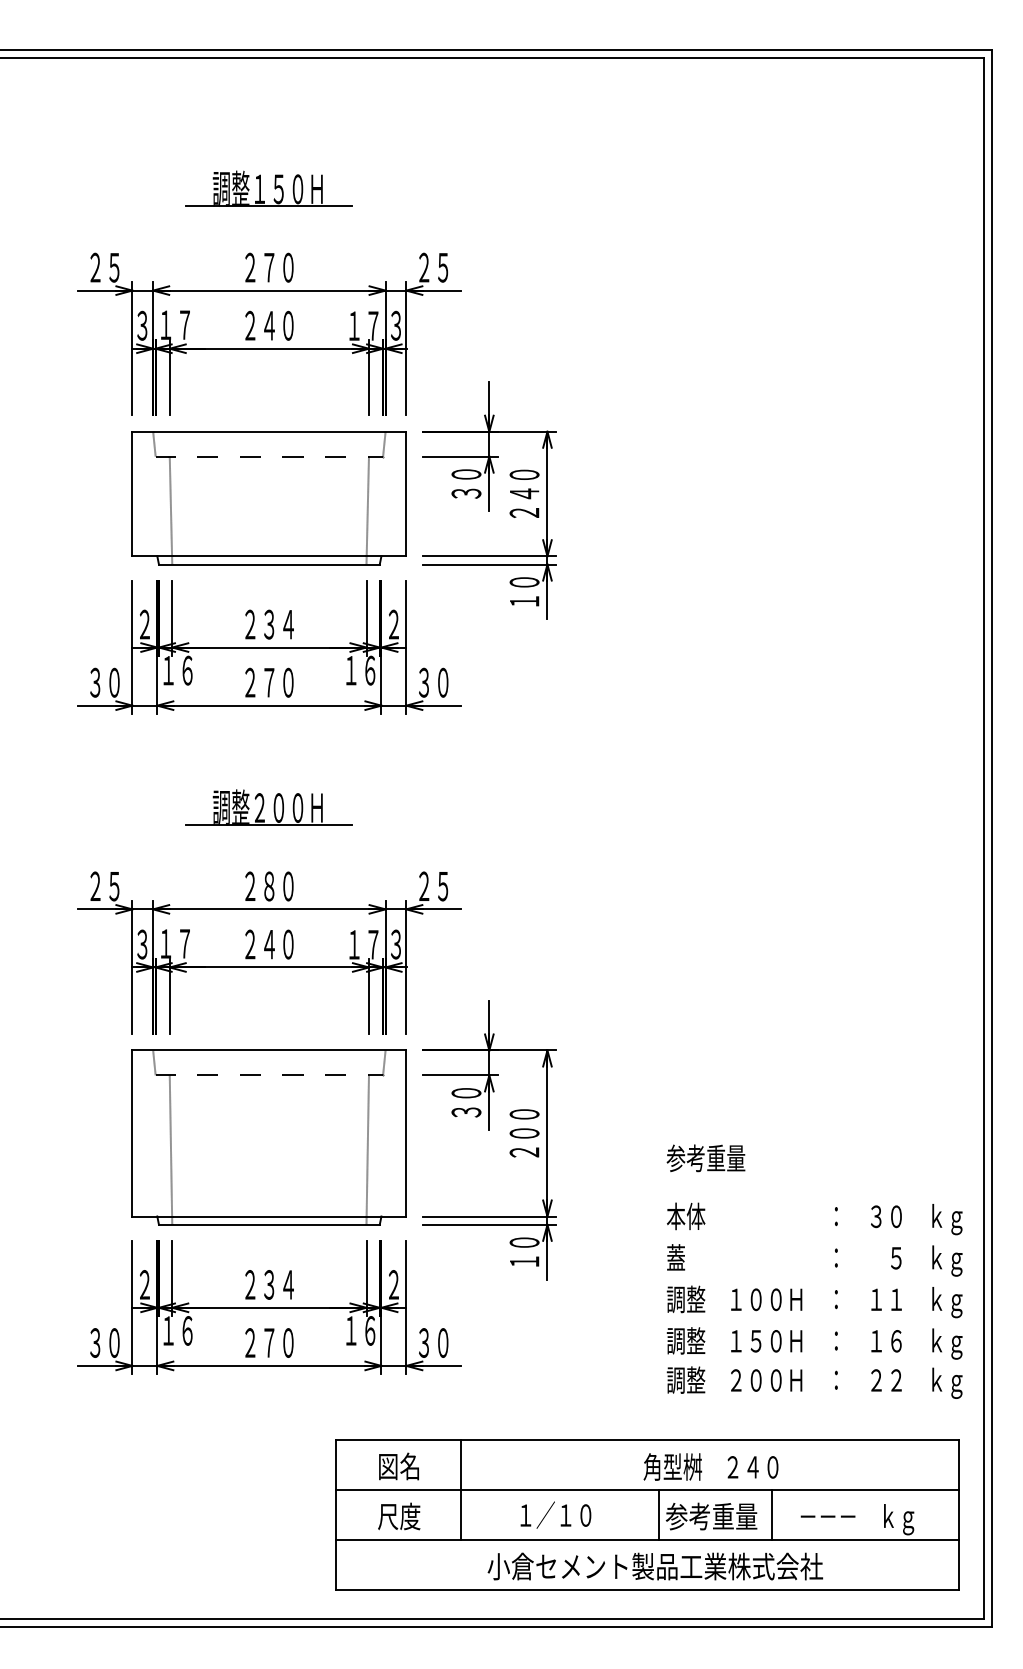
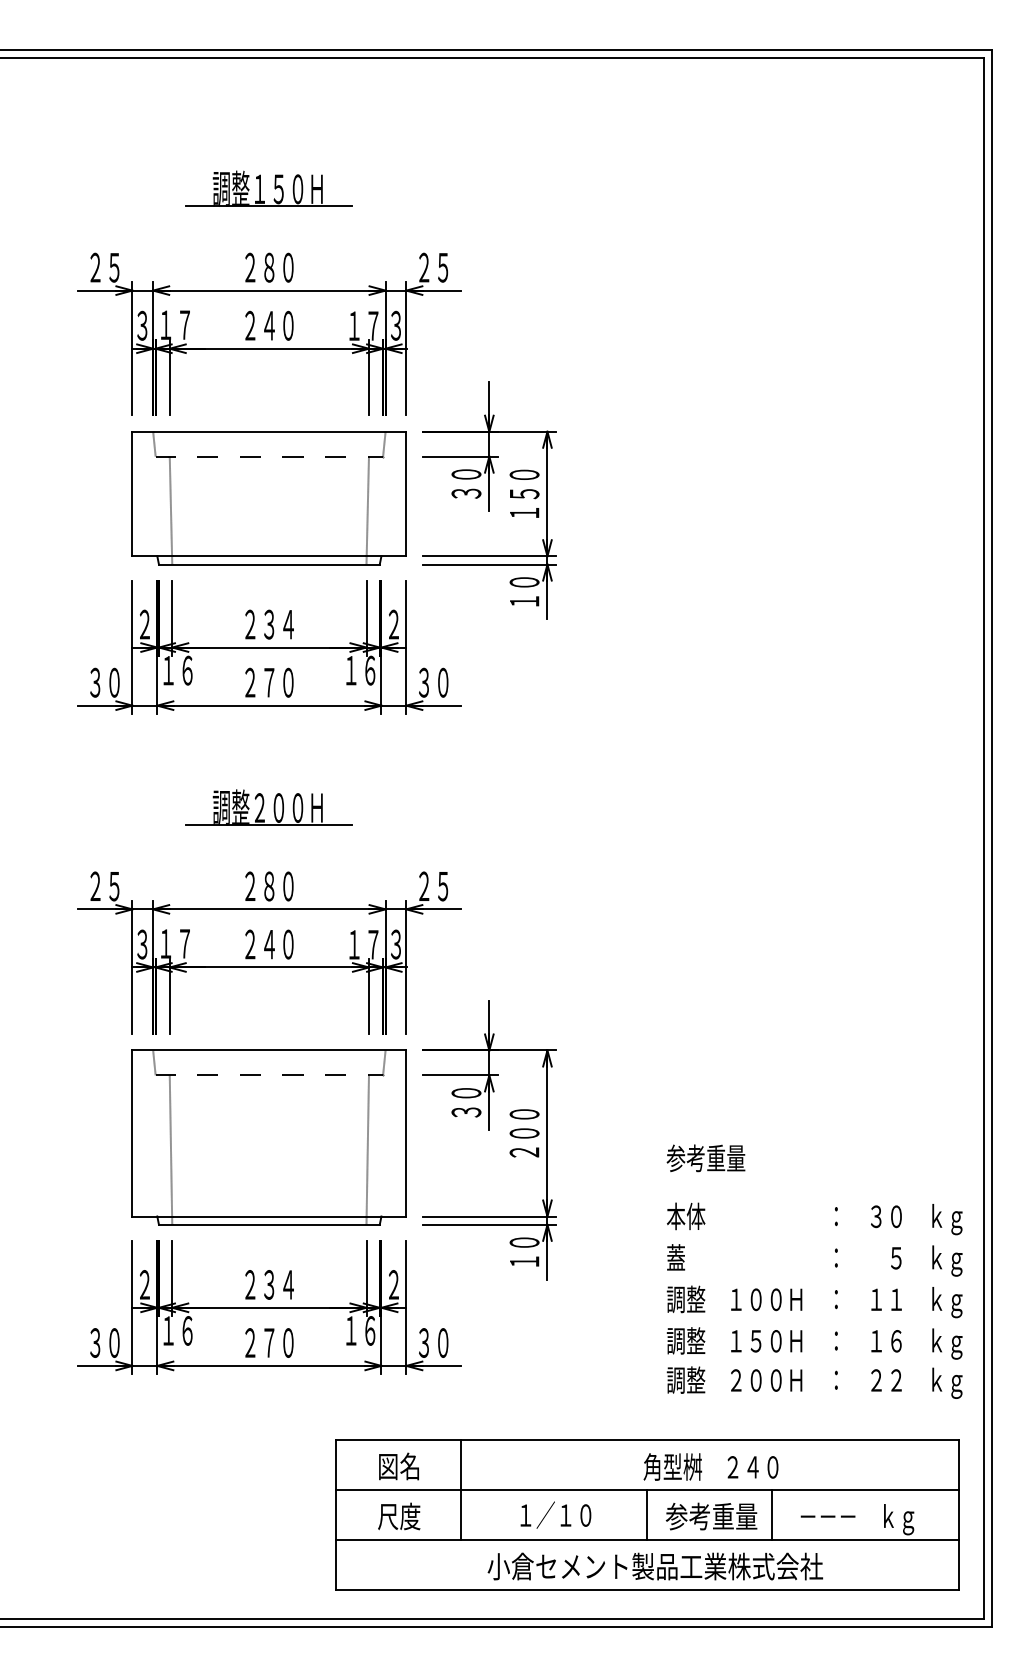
text: ２７０ -> ２８０ (269, 267)
text: ２４０ -> １５０ (524, 502)
line position: (659, 1515) -> (647, 1515) (647, 1515)
